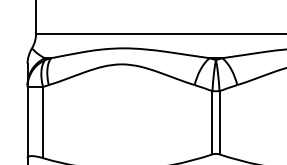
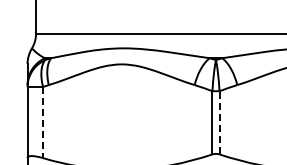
line: solid -> dashed (43, 122)
line: solid -> dashed (219, 122)
